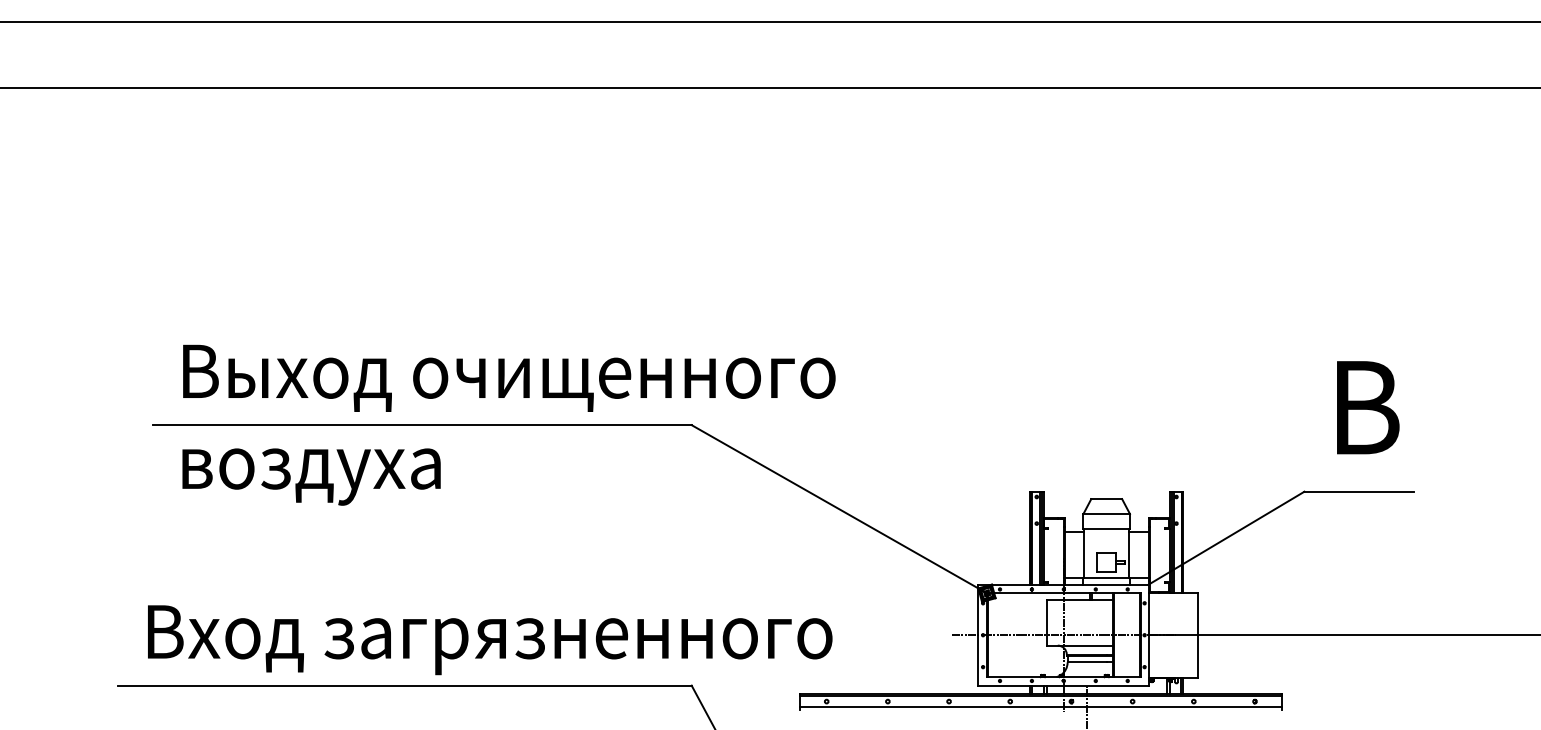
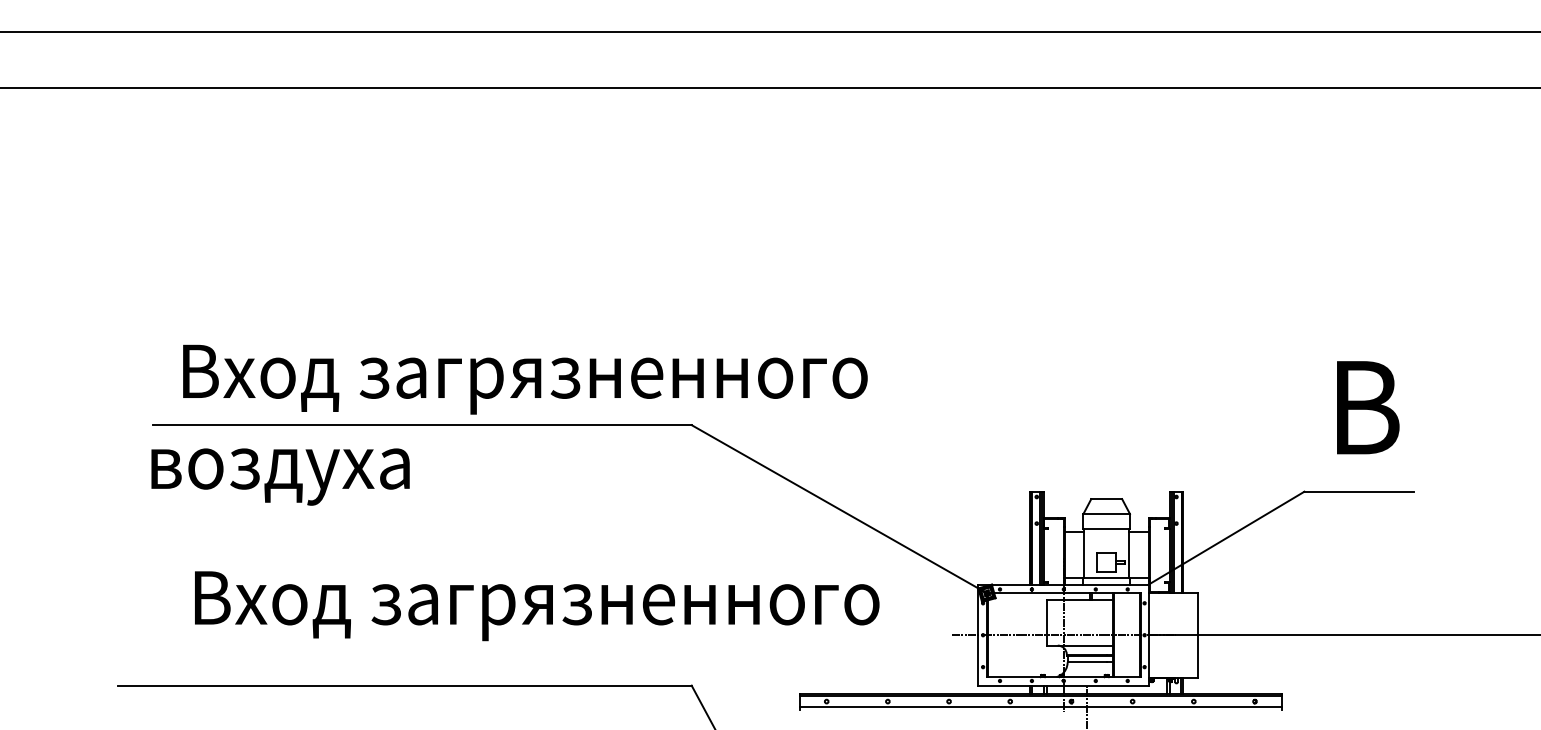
line position: (769, 21) -> (769, 31) (769, 31)
text: Выход очищенного -> Вход загрязненного (545, 385)
text position: (311, 476) -> (280, 476) (280, 476)
text position: (490, 640) -> (537, 606) (537, 606)
